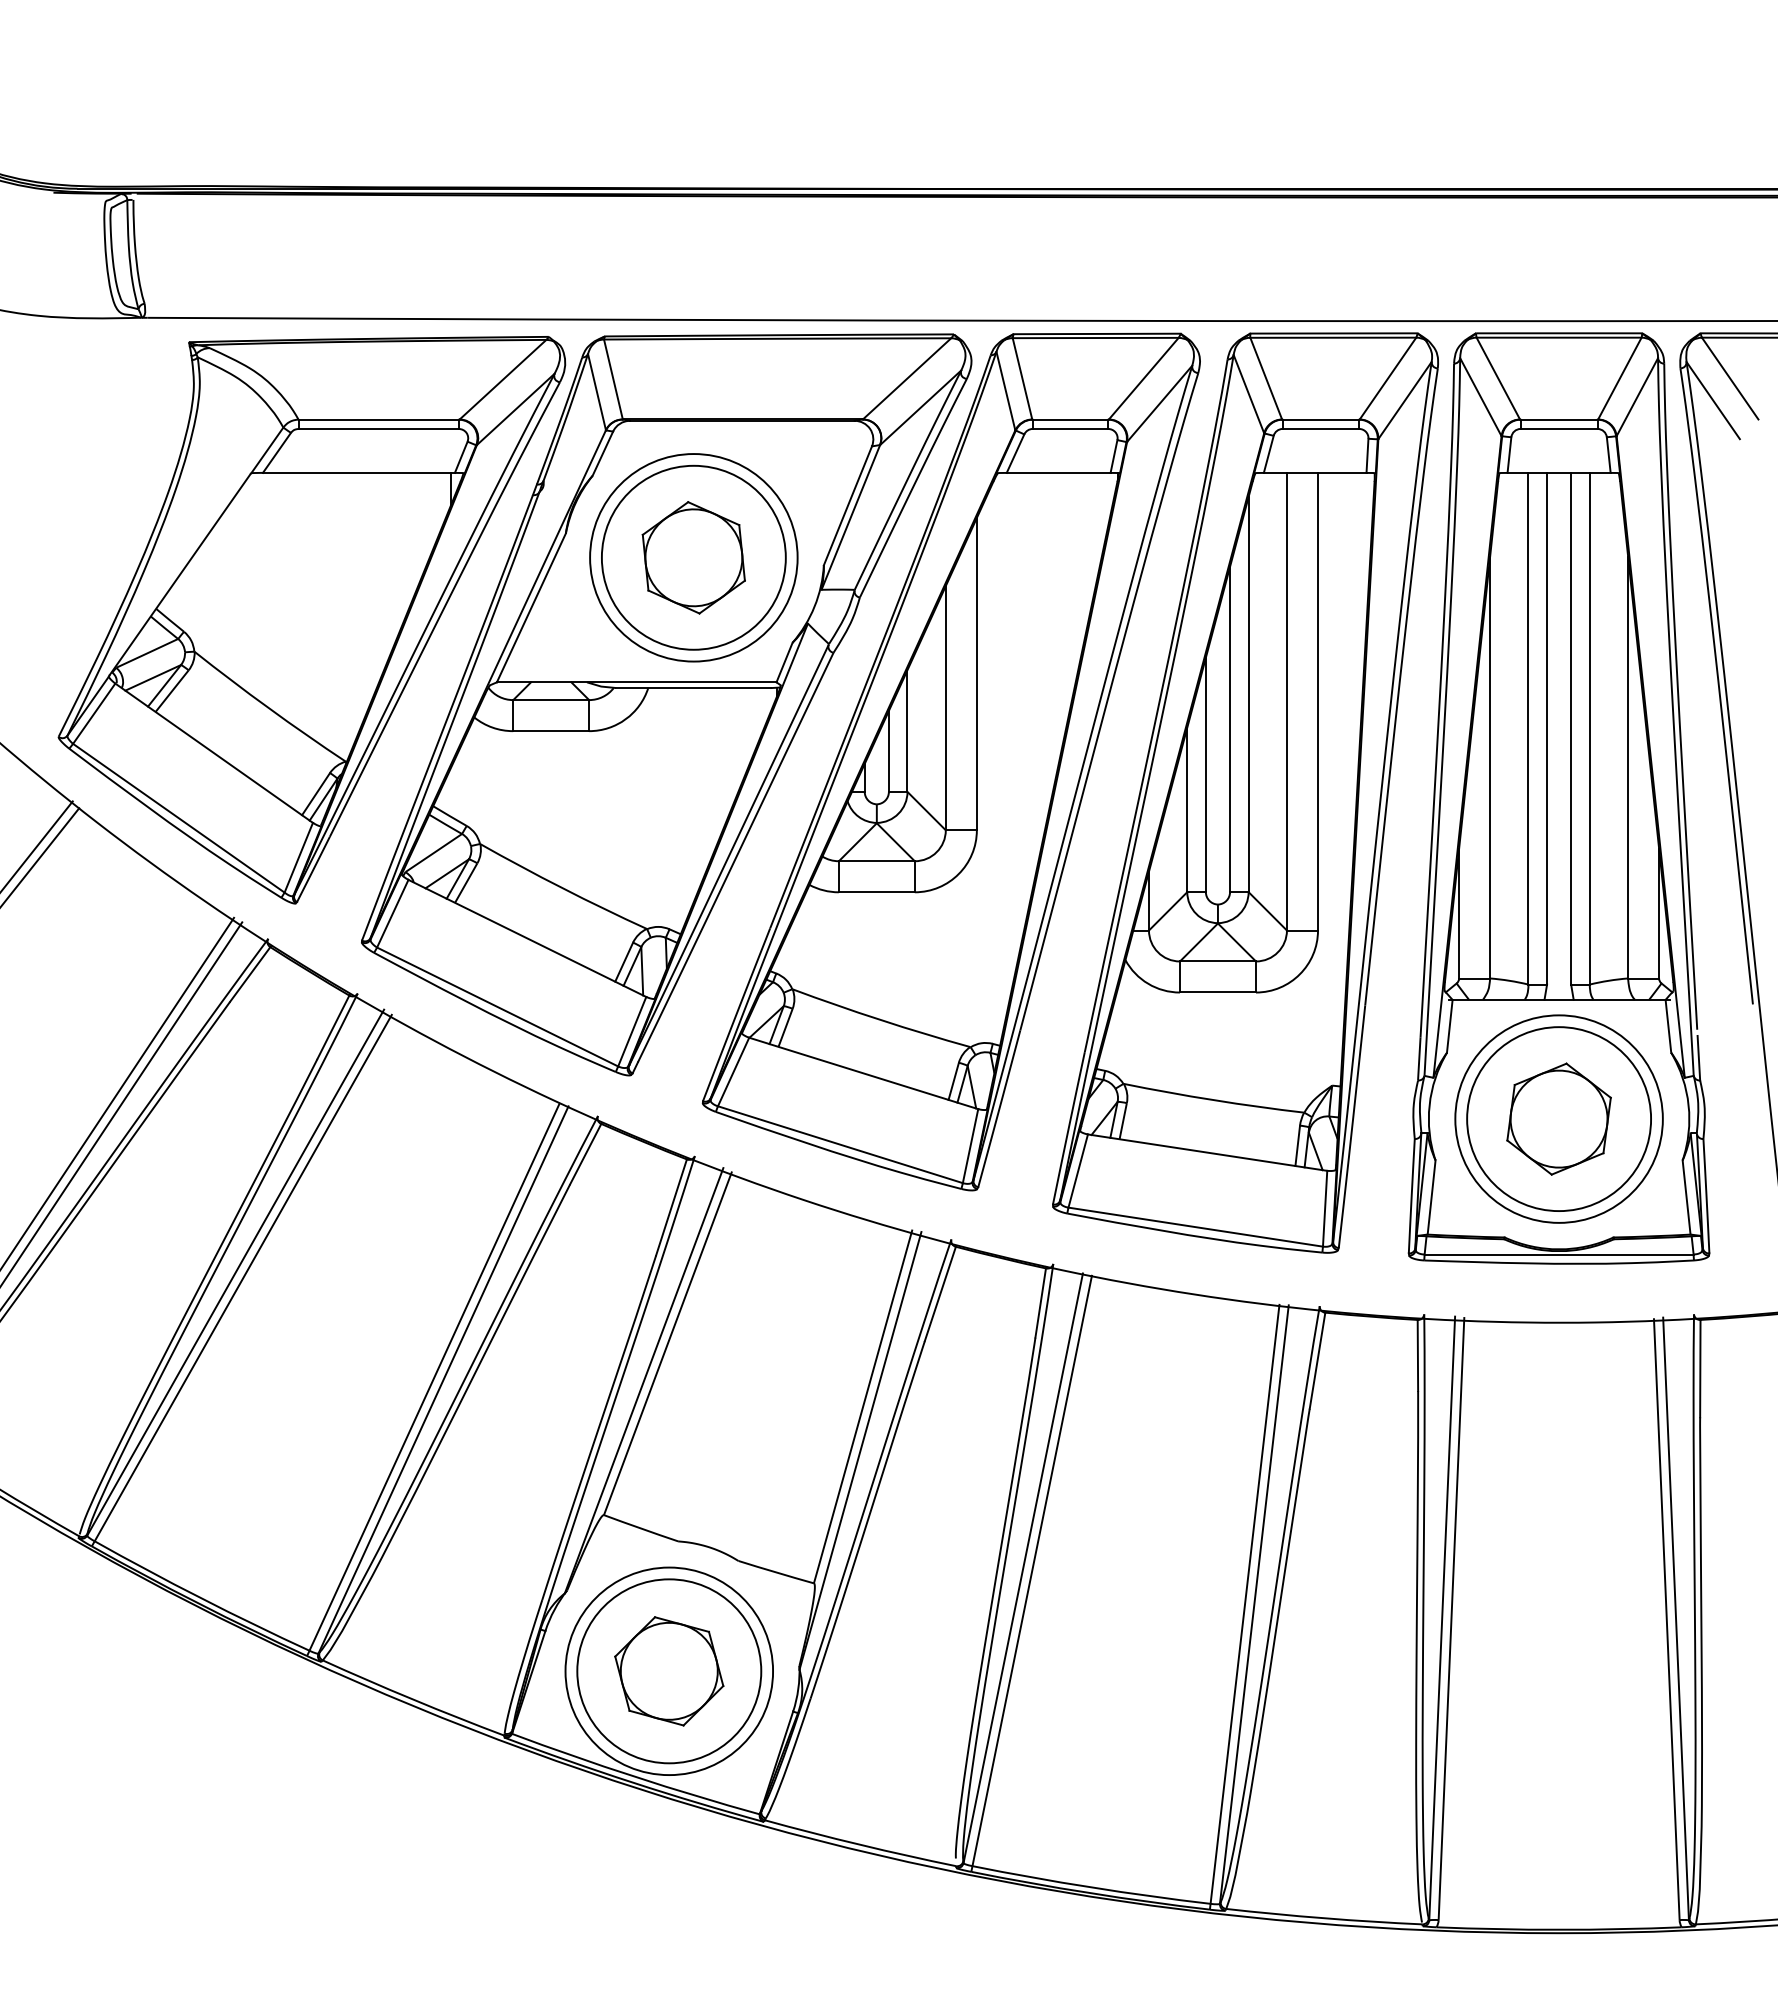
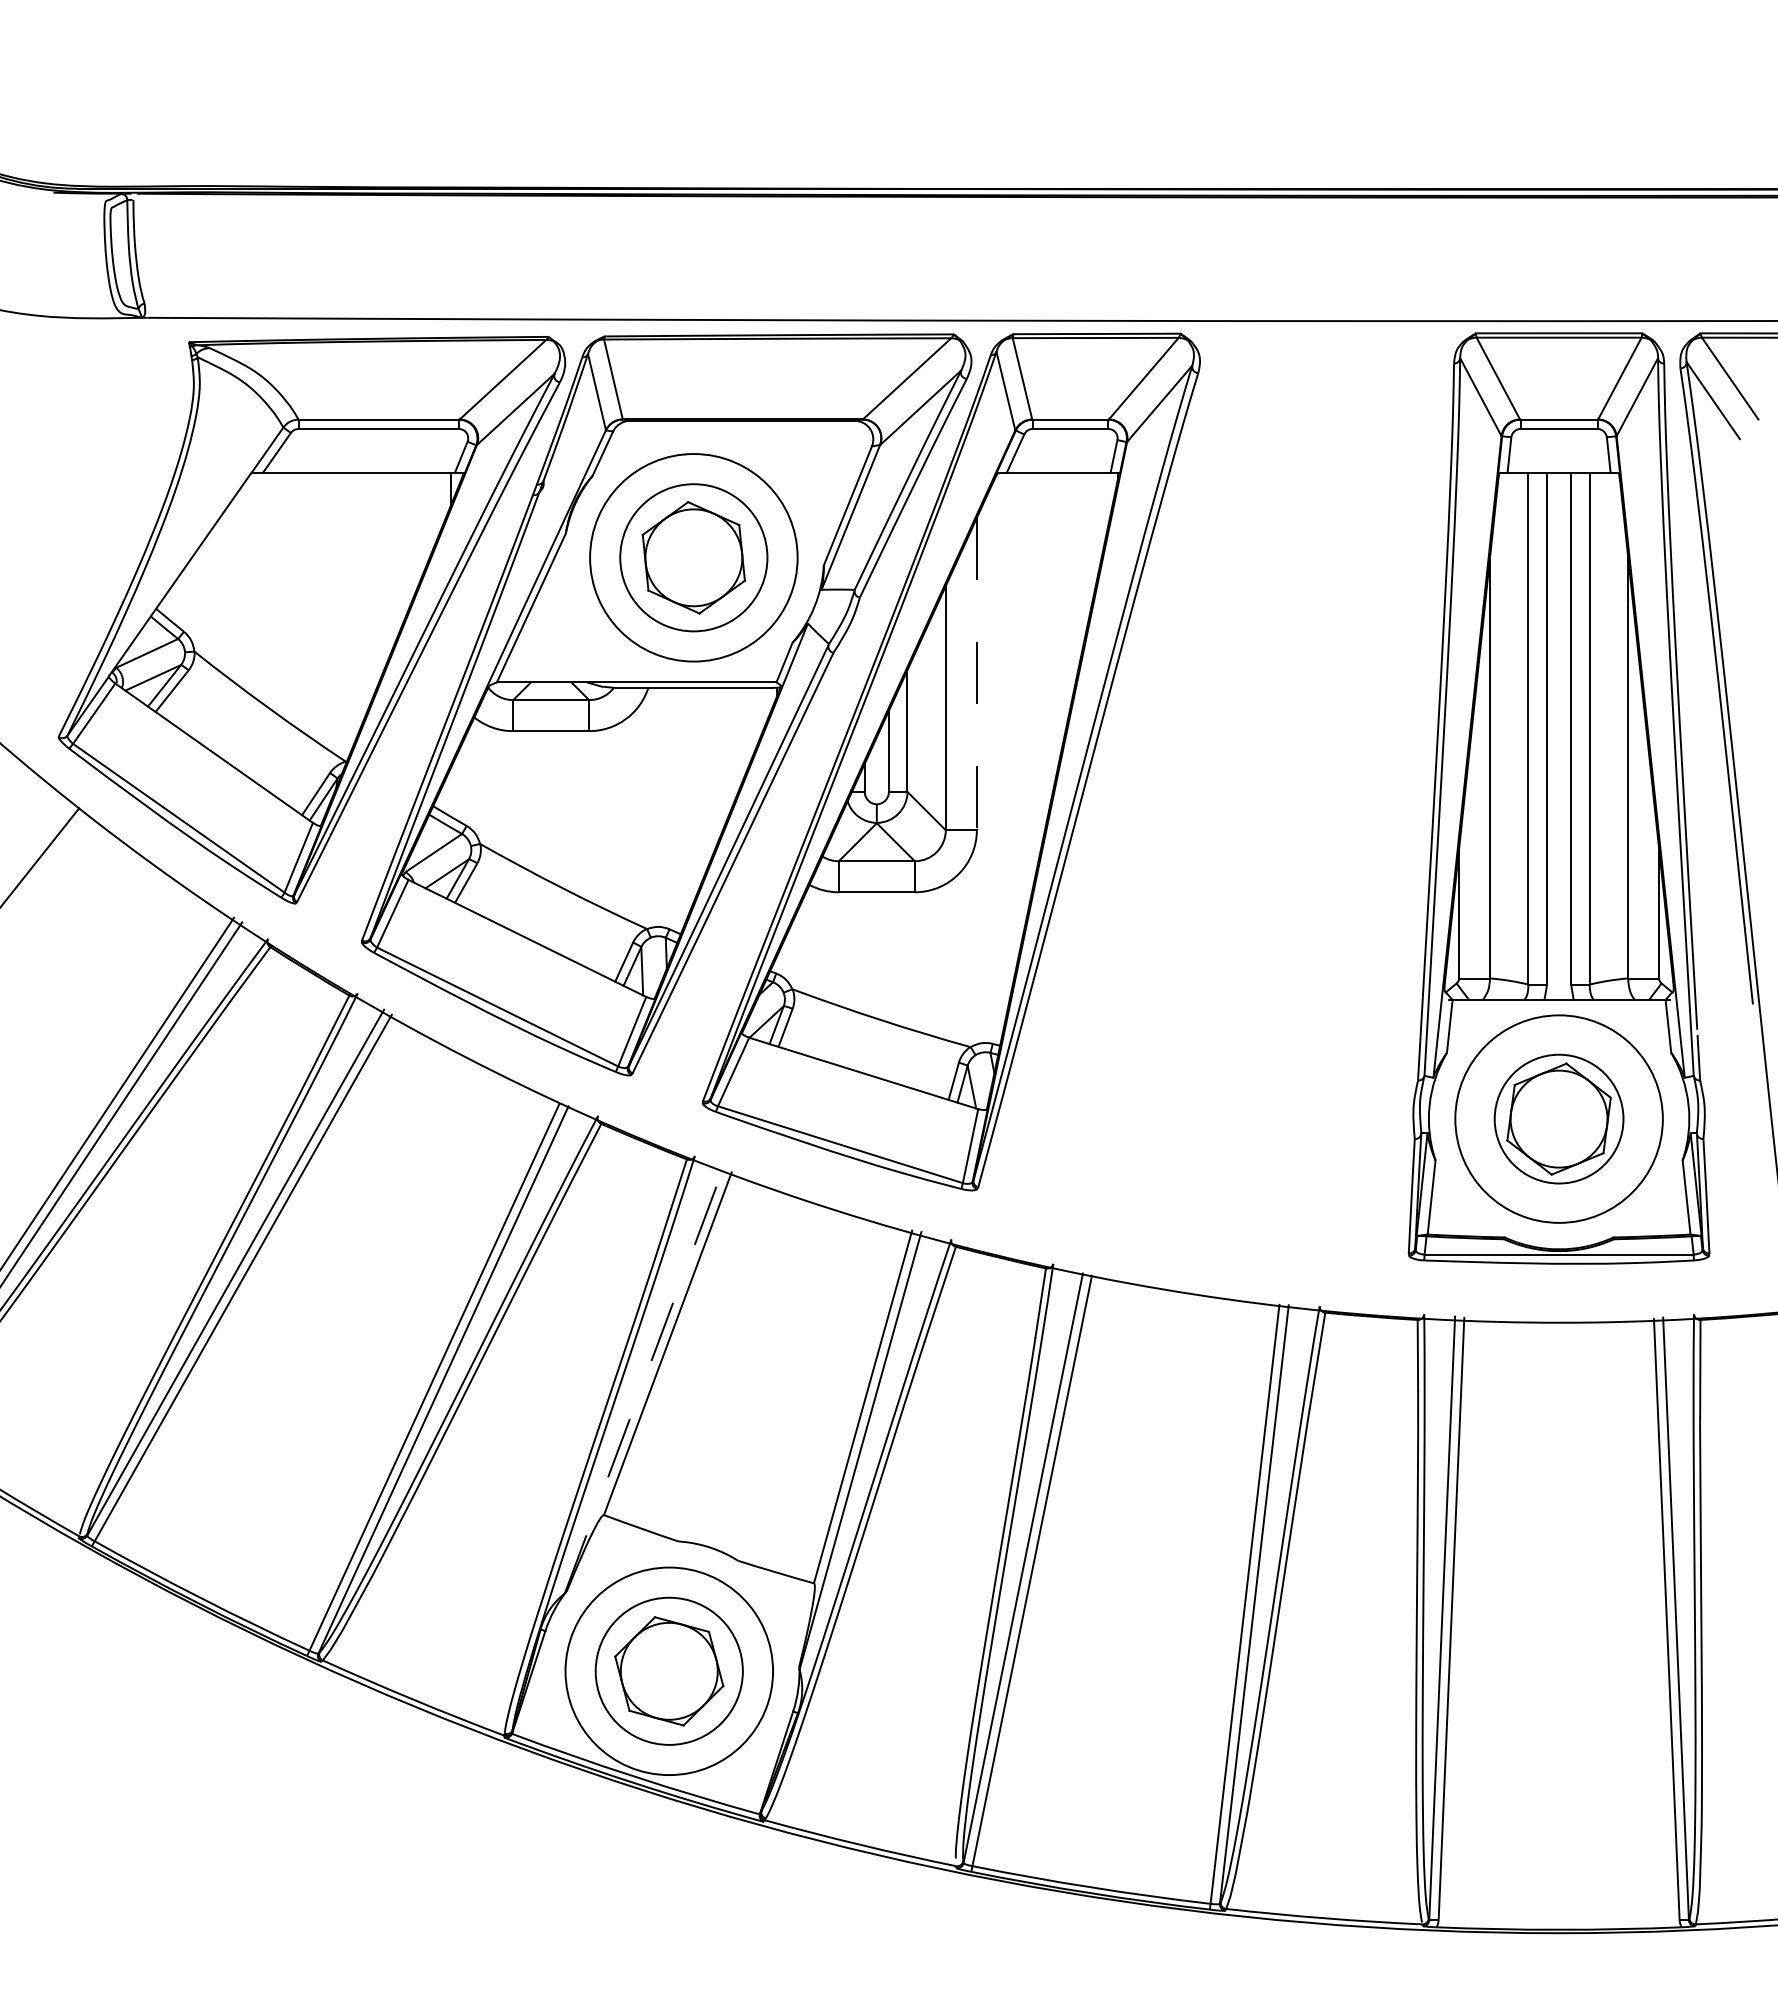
circle diameter: 184 px -> 147 px (693, 557)
line: solid -> dashed (976, 674)
part: present -> none (1245, 792)
line: present -> none (37, 845)
circle diameter: 184 px -> 129 px (1558, 1118)
line: solid -> dashed (644, 1380)
circle diameter: 184 px -> 147 px (668, 1670)
